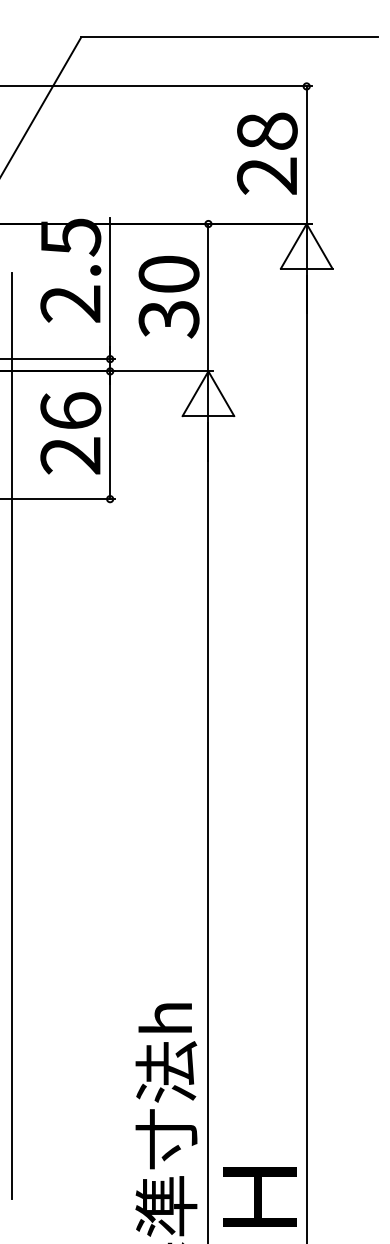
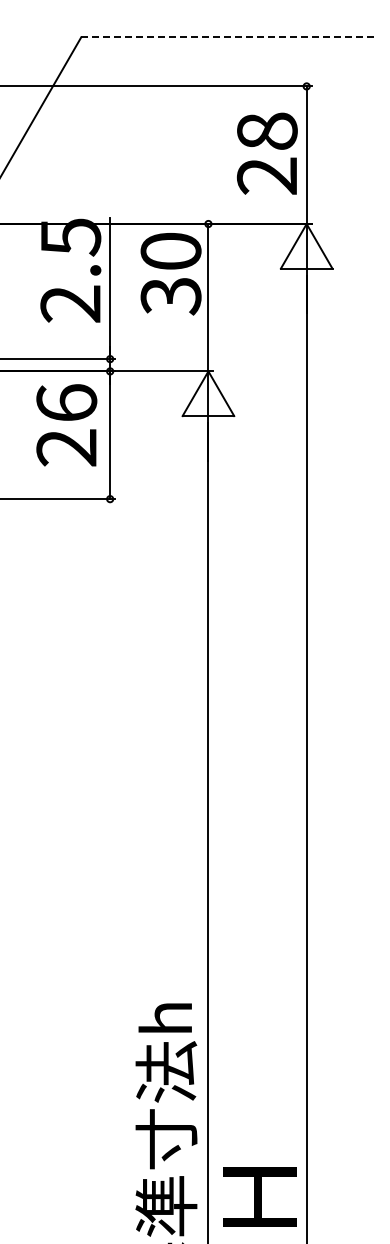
line: solid -> dashed (230, 37)
text position: (168, 297) -> (170, 274) (170, 274)
text position: (70, 433) -> (66, 425) (66, 425)
line: present -> none (11, 736)
